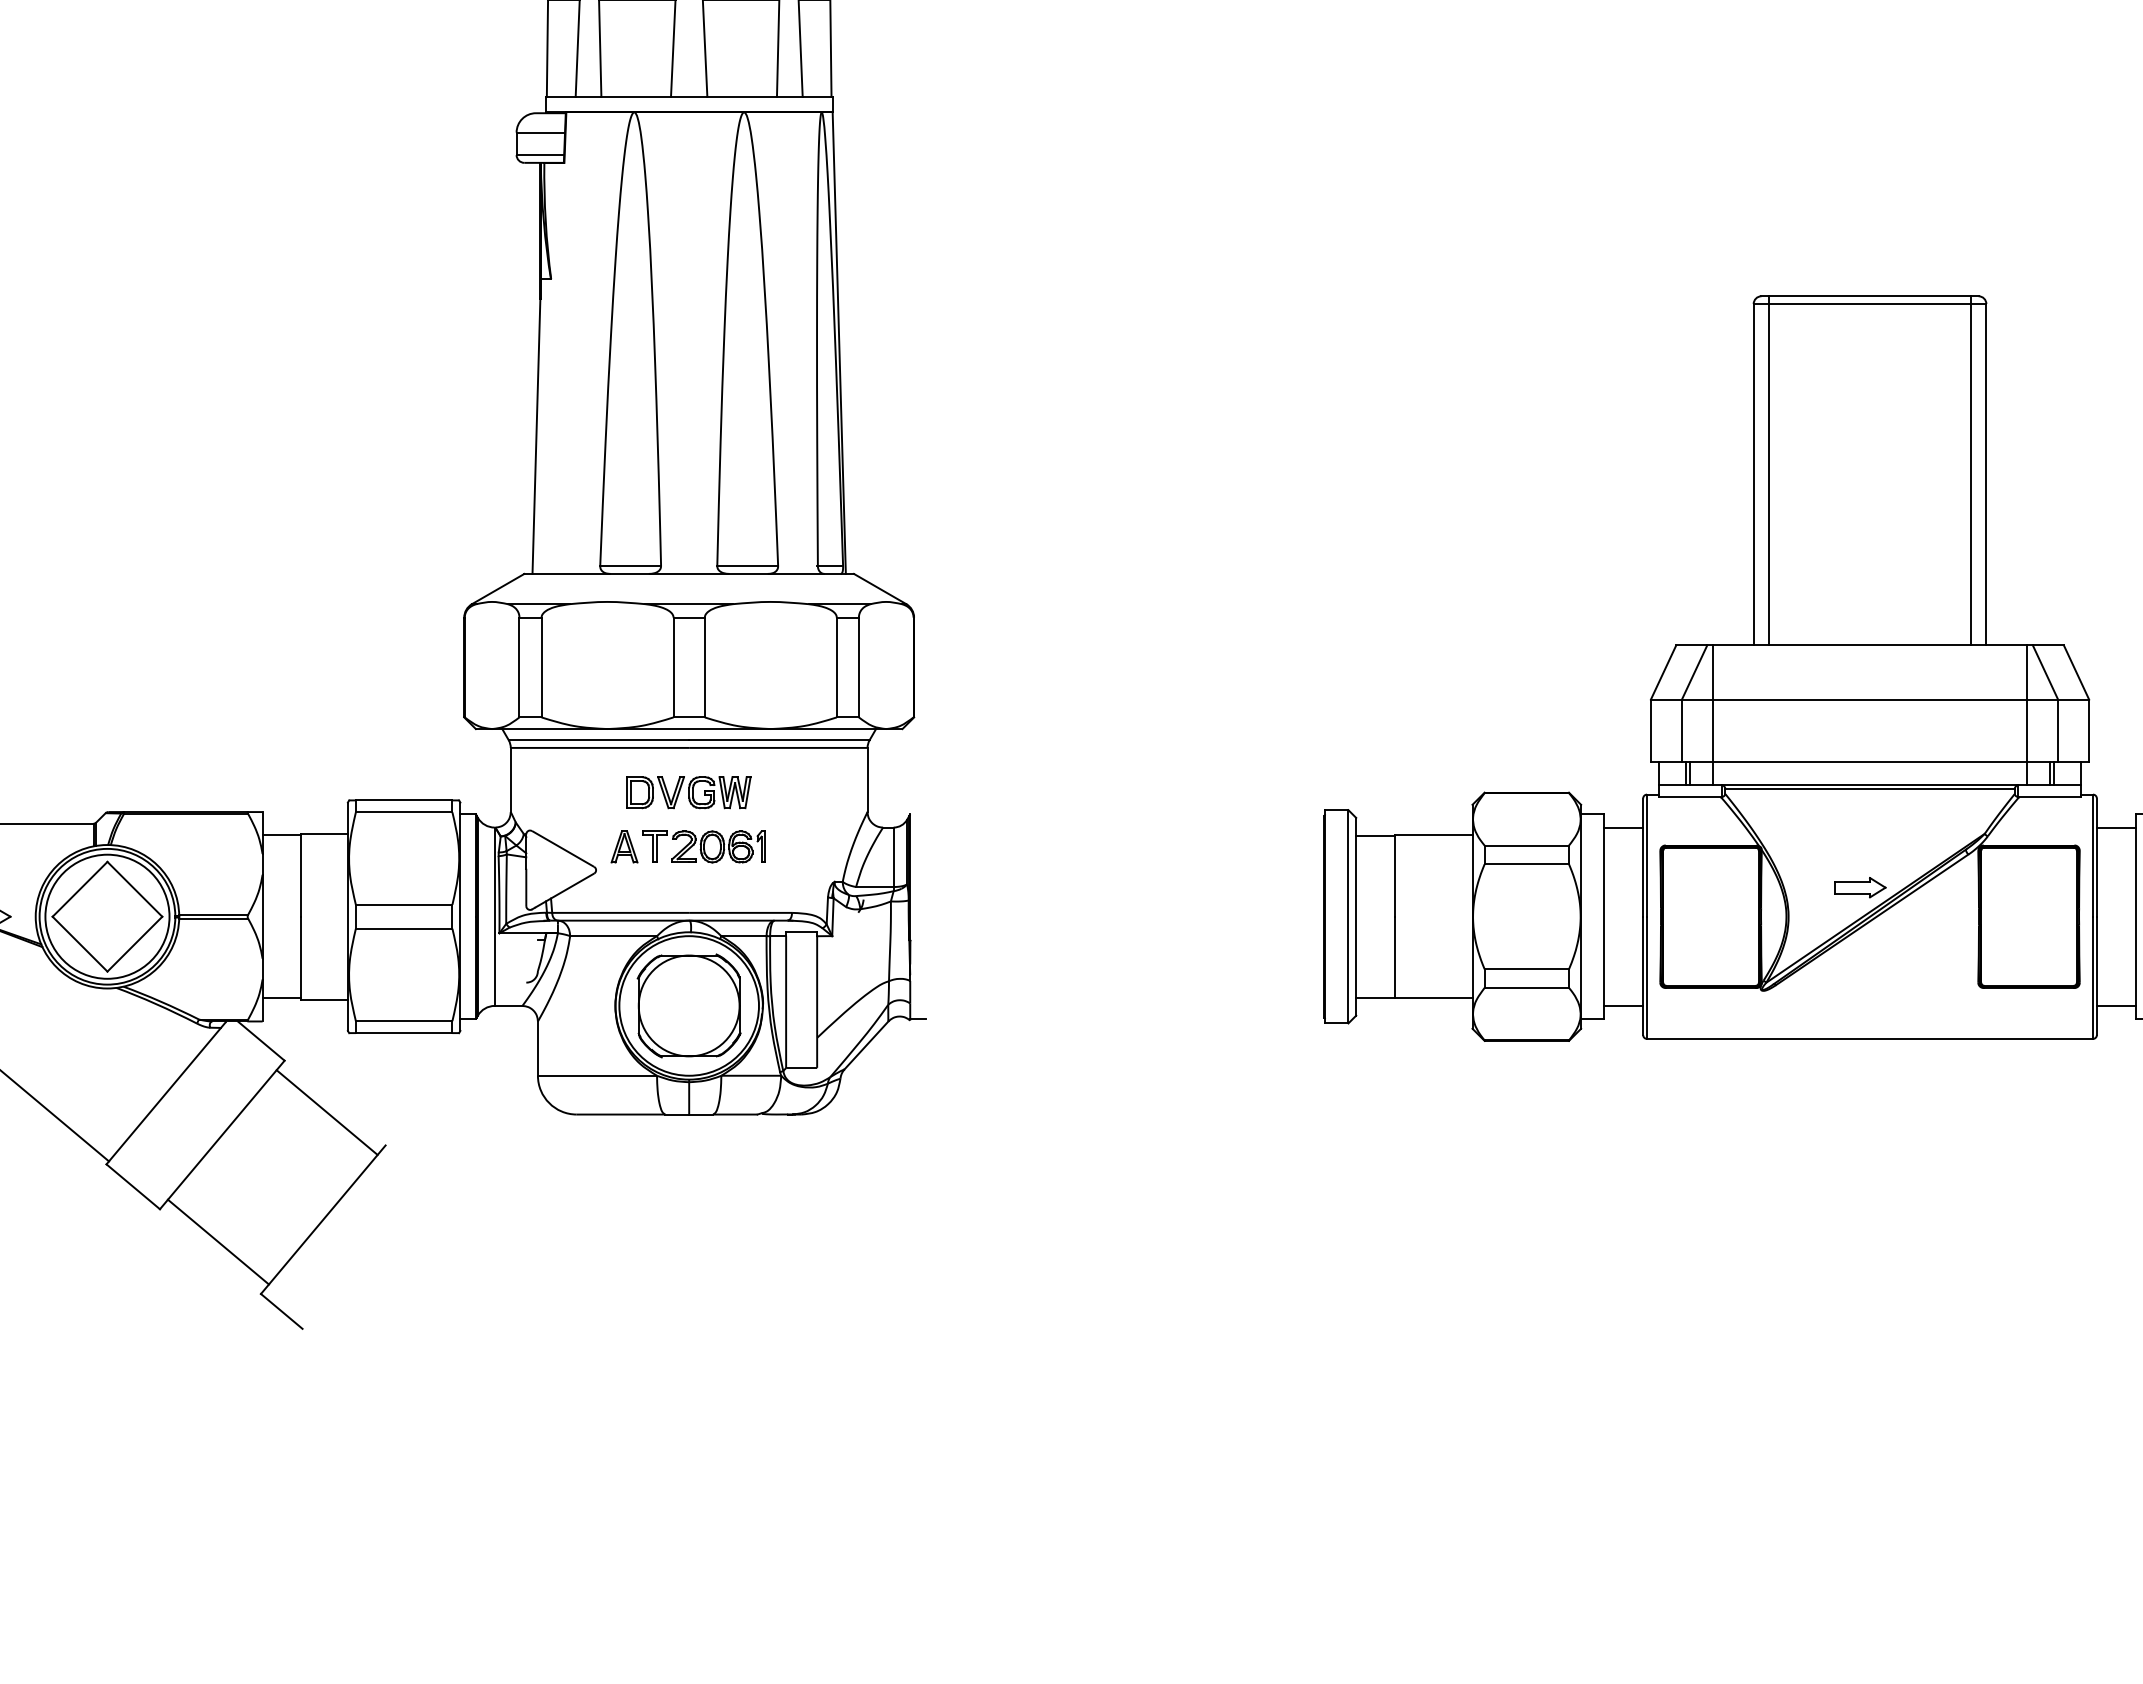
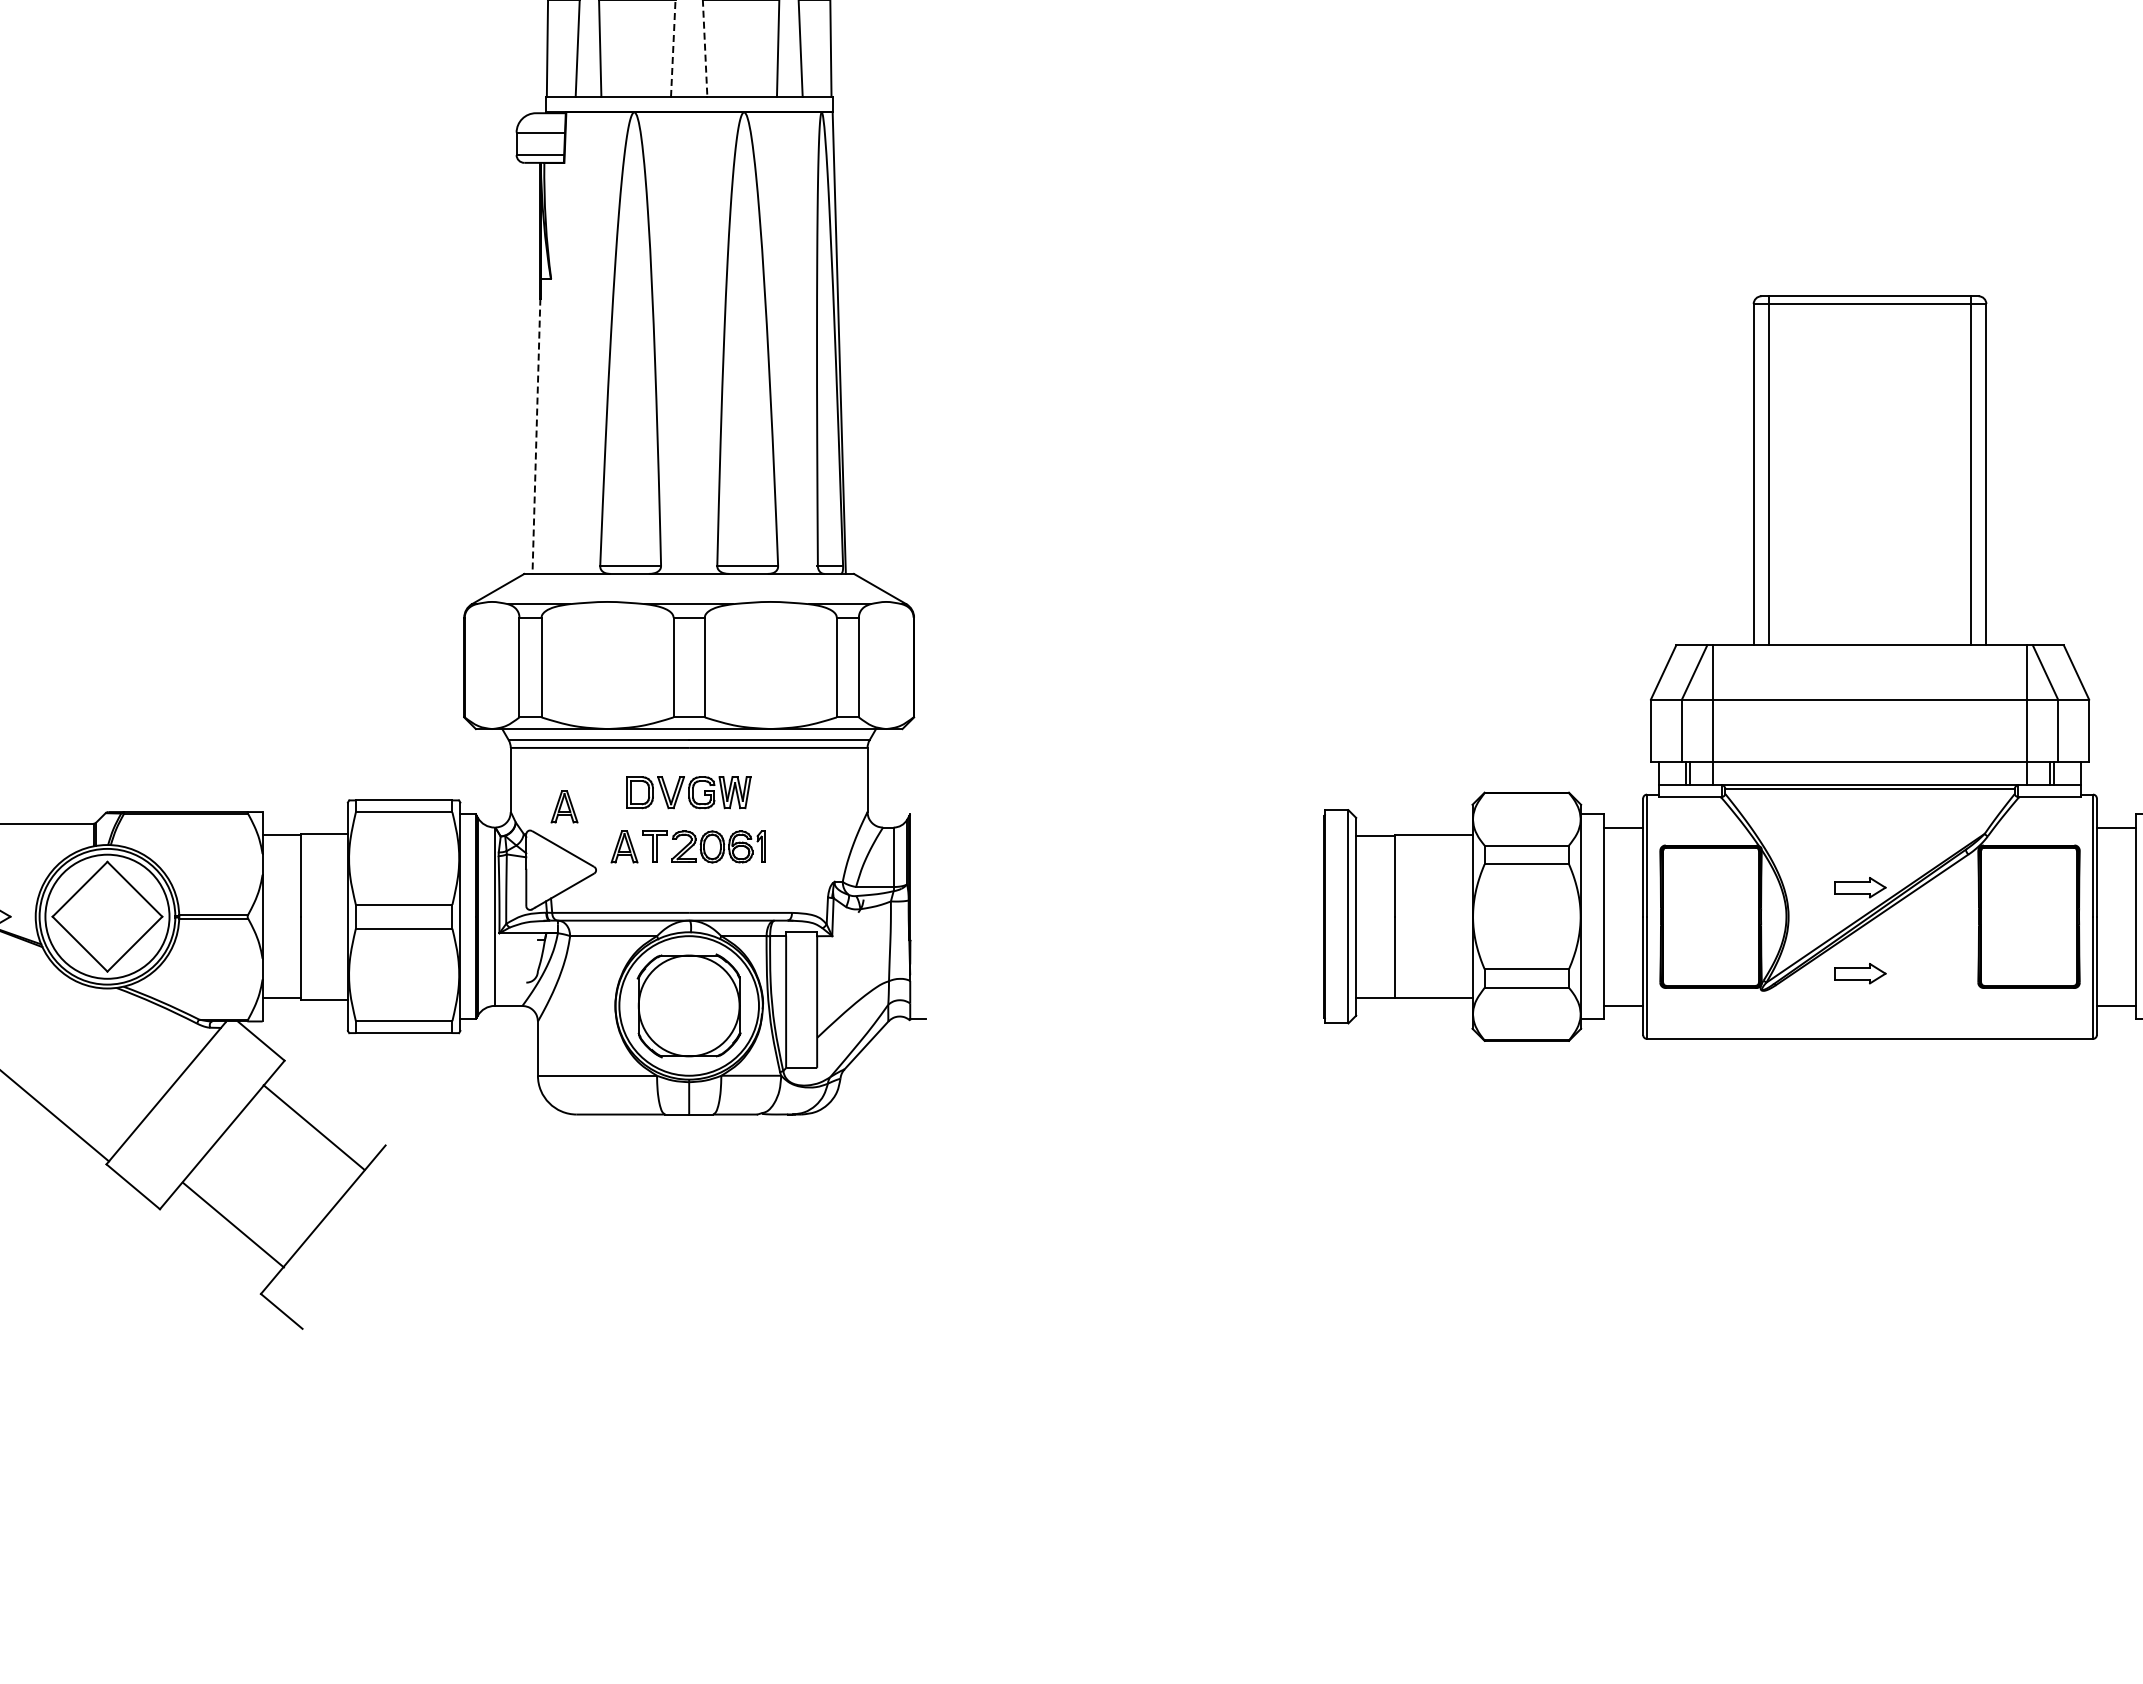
line: solid -> dashed (673, 48)
line: solid -> dashed (705, 49)
line: solid -> dashed (536, 436)
part: none -> present (564, 806)
part: none -> present (1860, 973)
line position: (326, 1112) -> (313, 1127) (313, 1127)
line position: (217, 1241) -> (232, 1224) (232, 1224)
